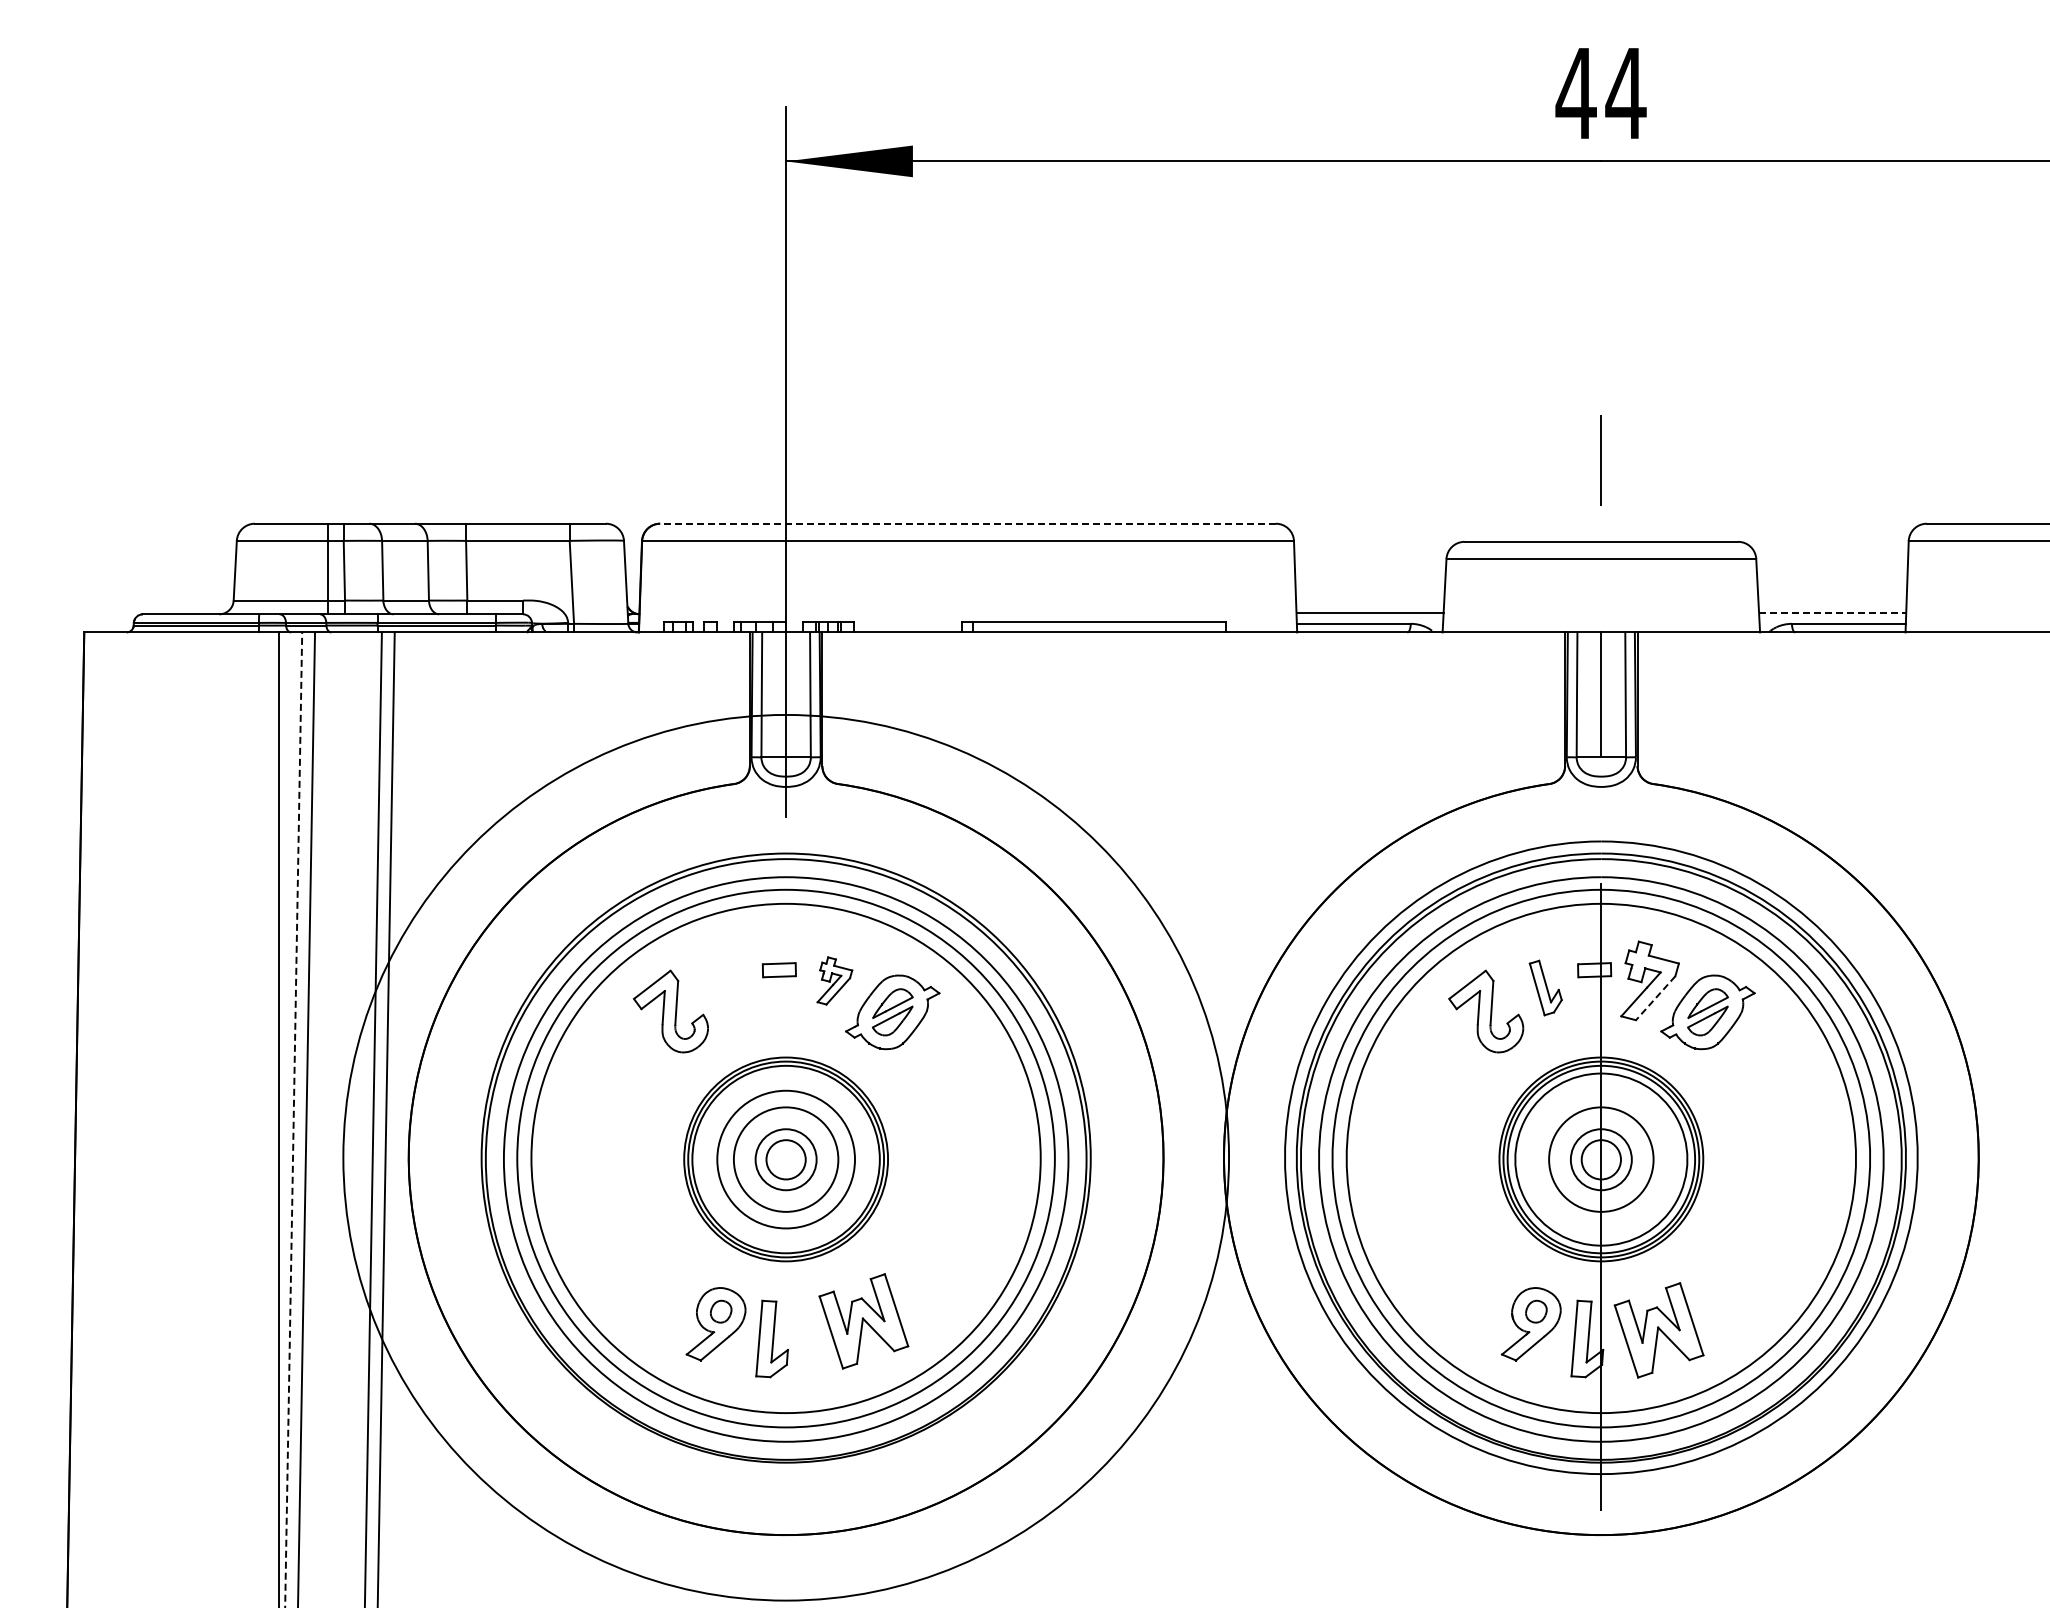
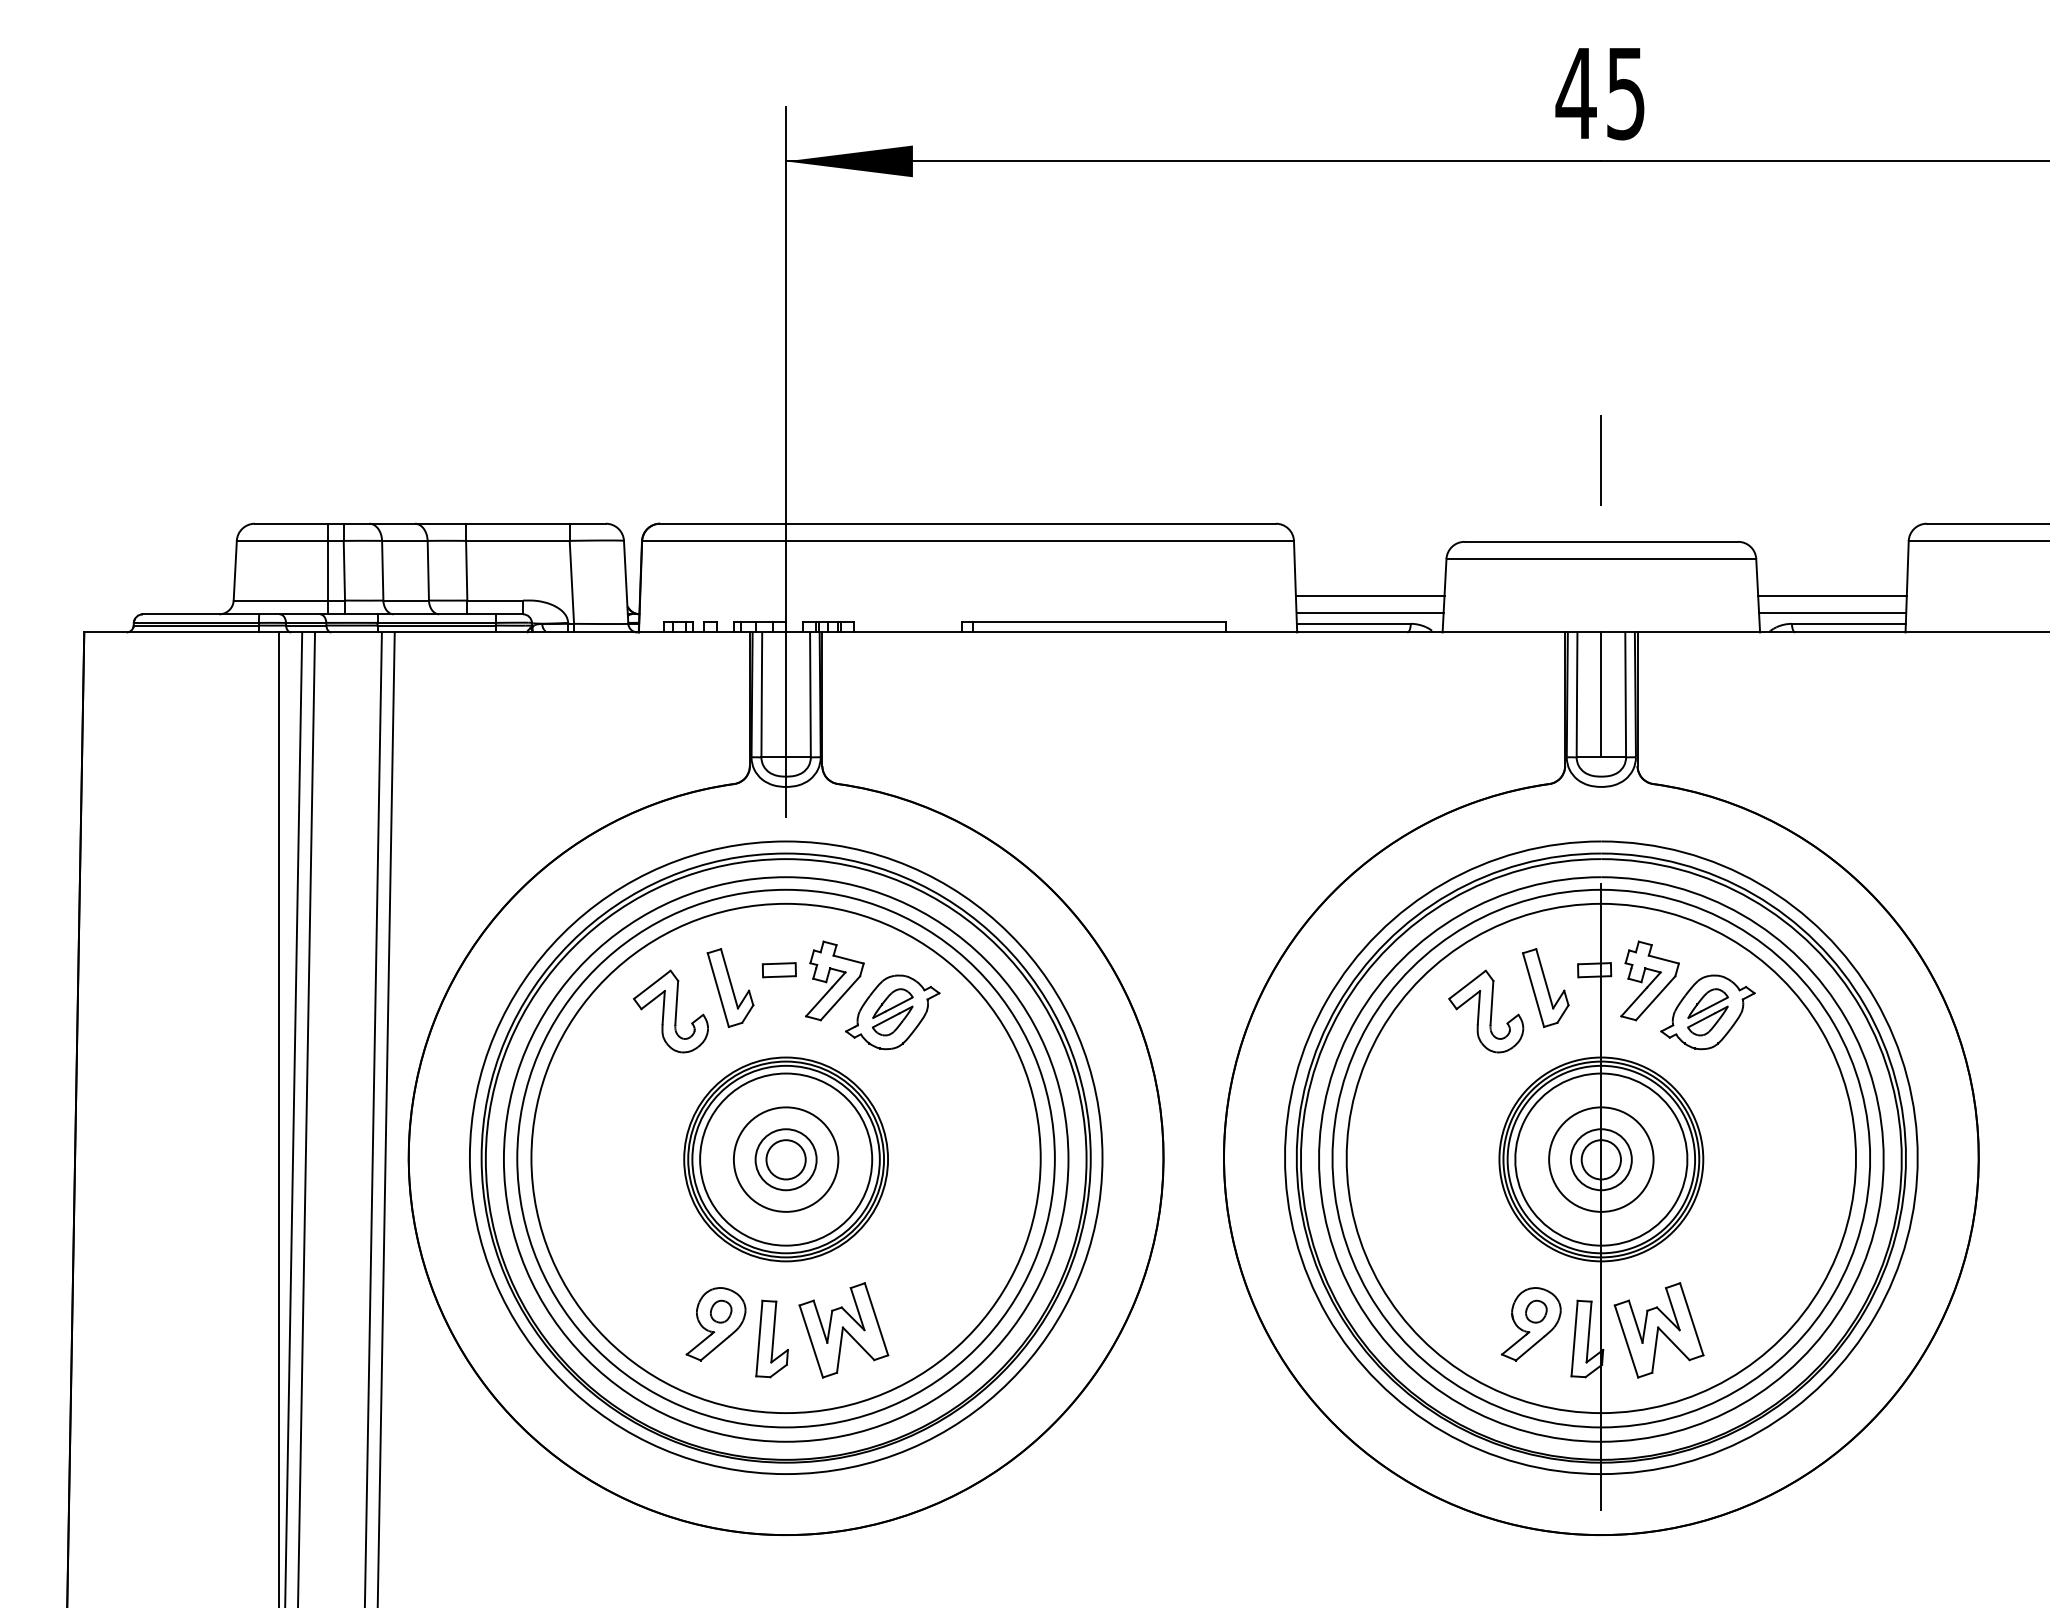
text: 44 -> 45 (1625, 94)
line: dashed -> solid (968, 523)
line: none -> present (1369, 596)
line: none -> present (1832, 596)
line: dashed -> solid (1832, 613)
part size: 38x50 px -> 60x82 px (834, 980)
part: none -> present (730, 987)
part size: 35x58 px -> 48x80 px (1545, 987)
line: dashed -> solid (1655, 998)
line: dashed -> solid (293, 1120)
circle diameter: 886 px -> 633 px (785, 1157)
circle diameter: 138 px -> 172 px (786, 1159)
part position: (863, 1321) -> (843, 1330) (843, 1330)
